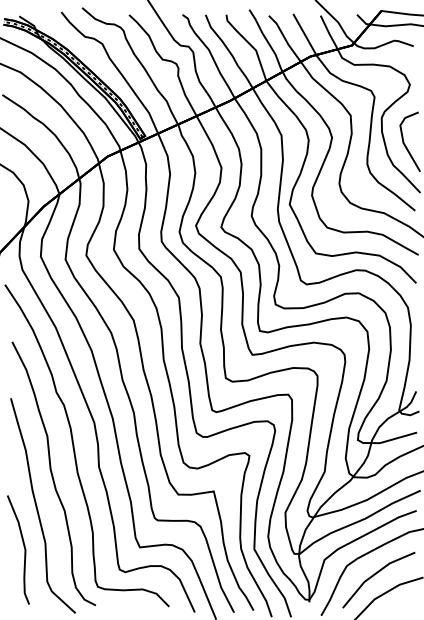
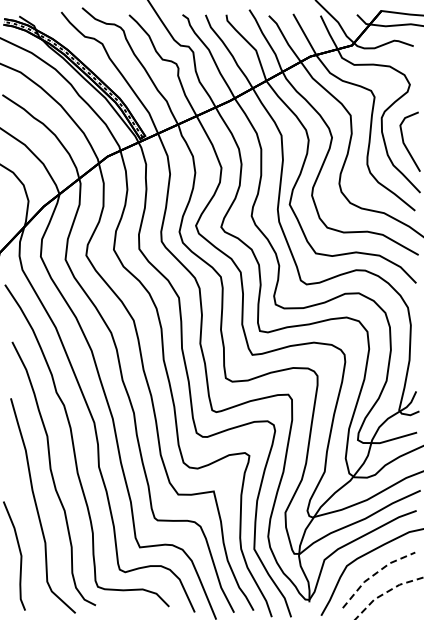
curve position: (23, 547) -> (19, 553) (19, 553)
line: solid -> dashed (374, 574)
line: solid -> dashed (385, 593)
